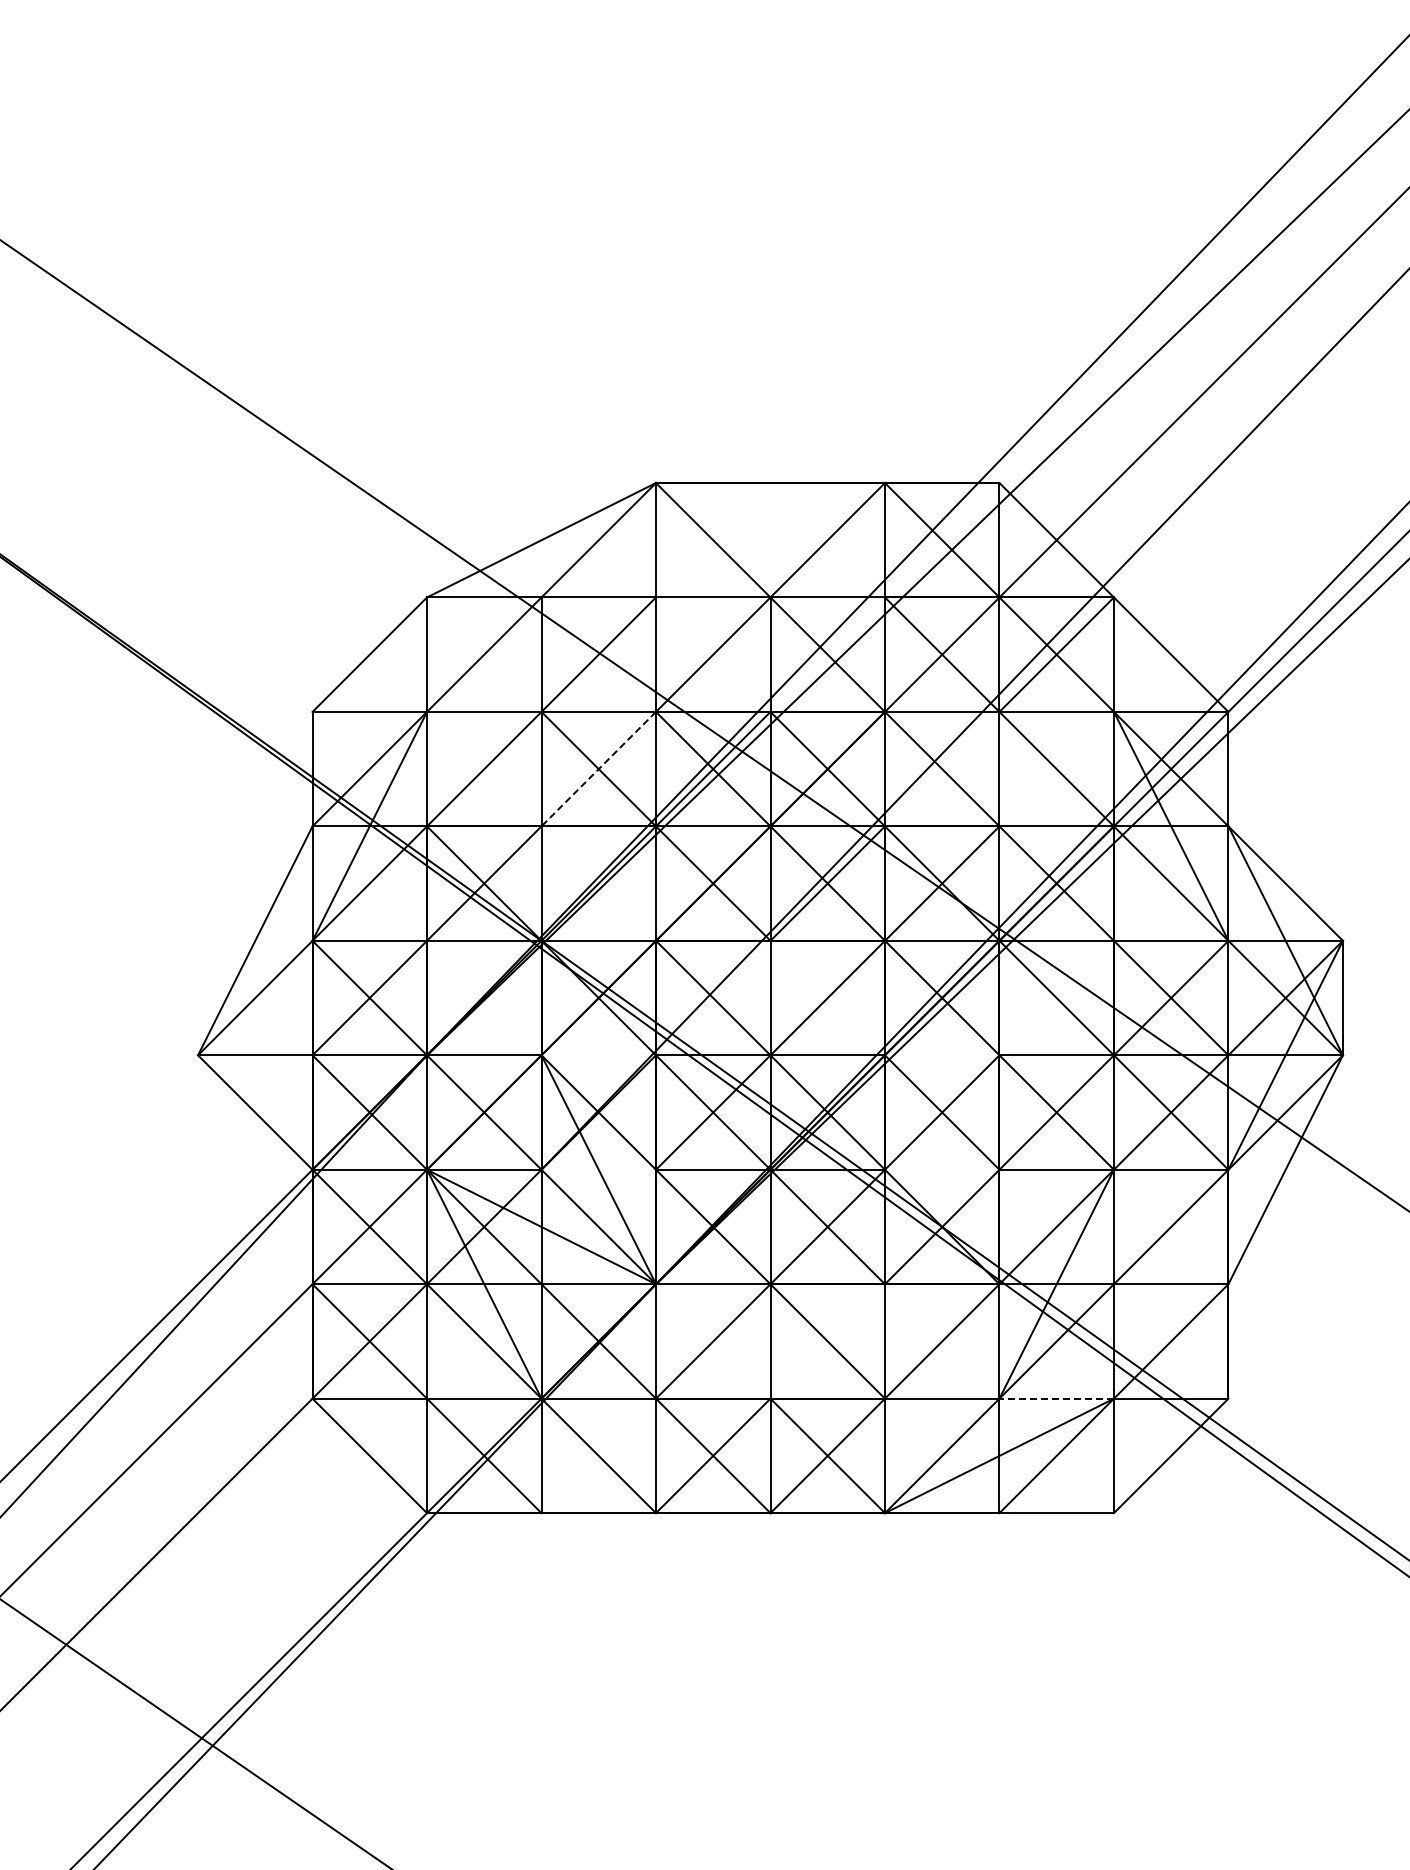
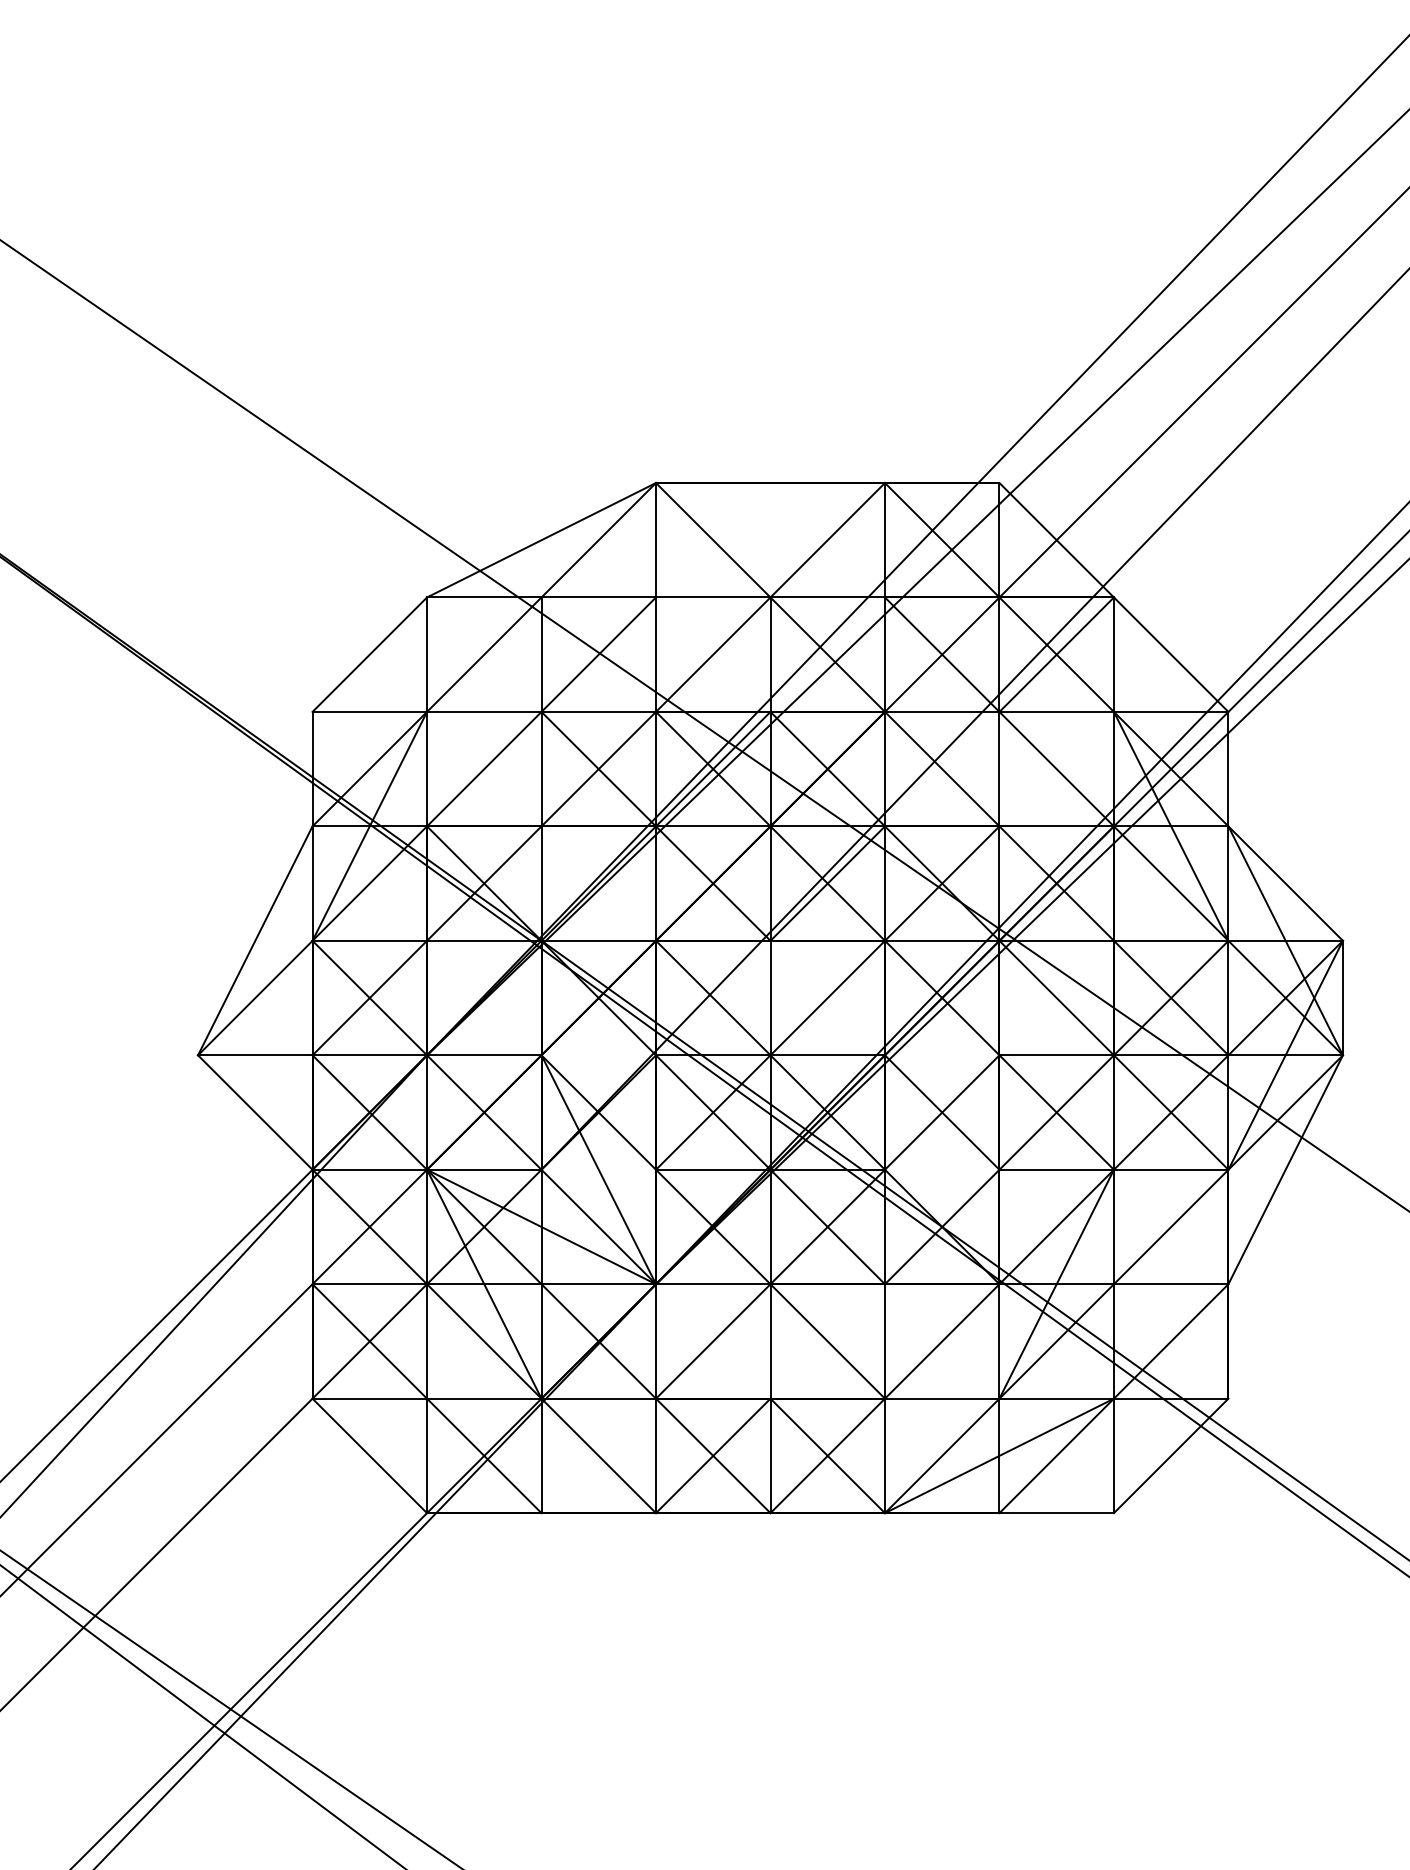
line: dashed -> solid (598, 769)
line: dashed -> solid (1056, 1398)
line: none -> present (202, 1716)
line position: (195, 1733) -> (230, 1709) (230, 1709)
